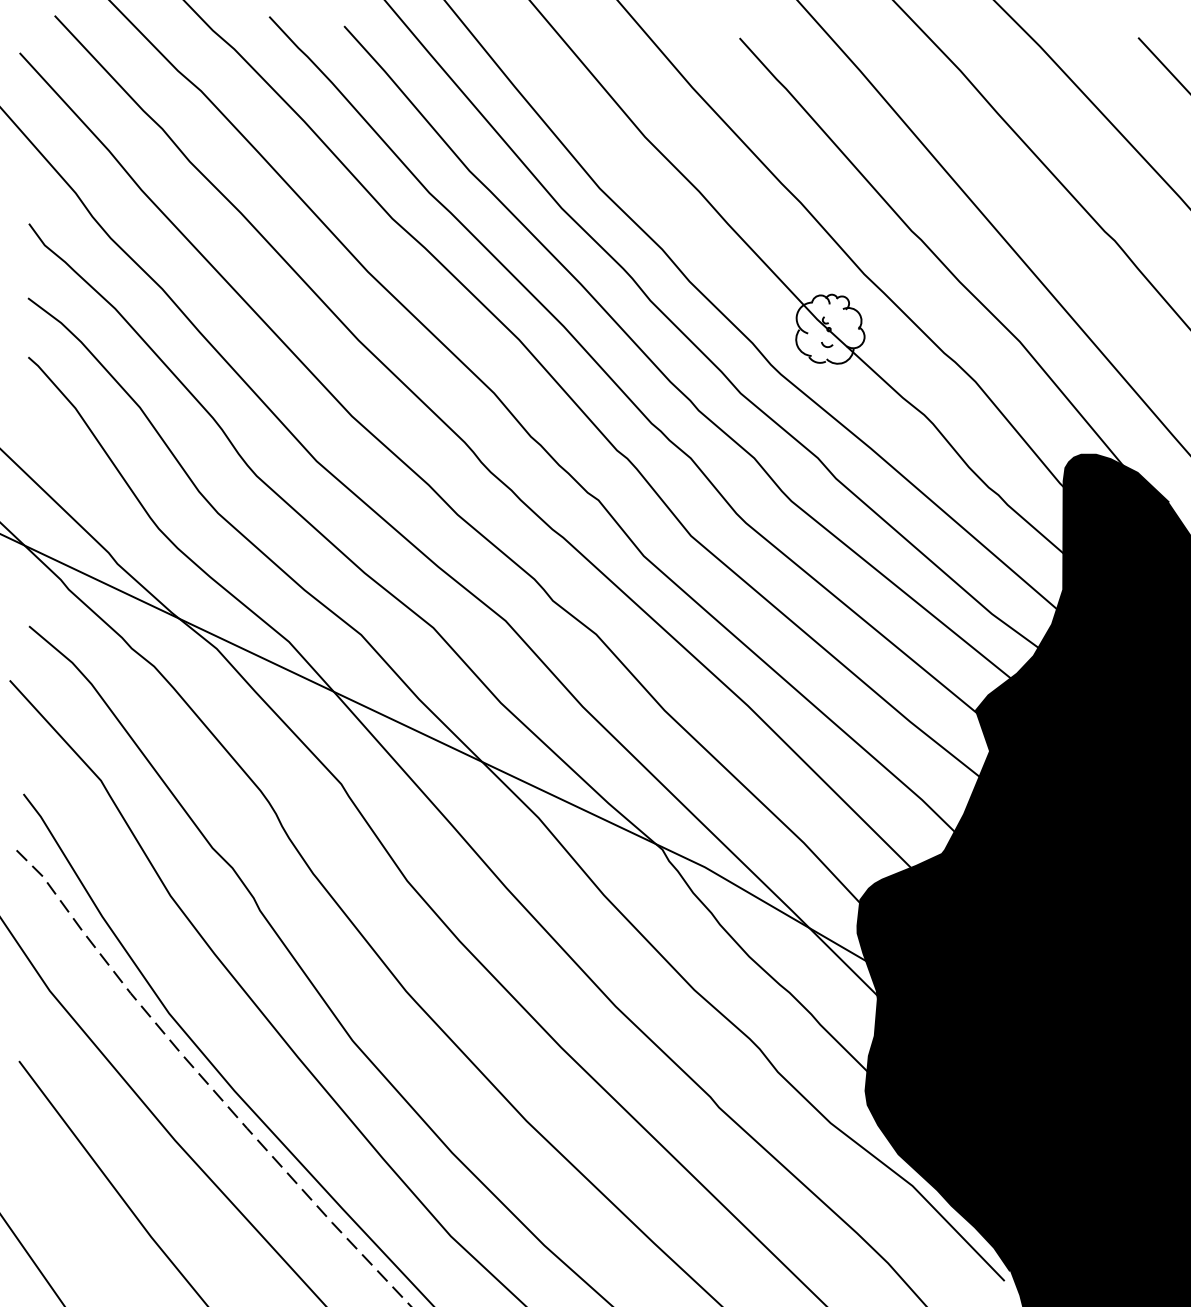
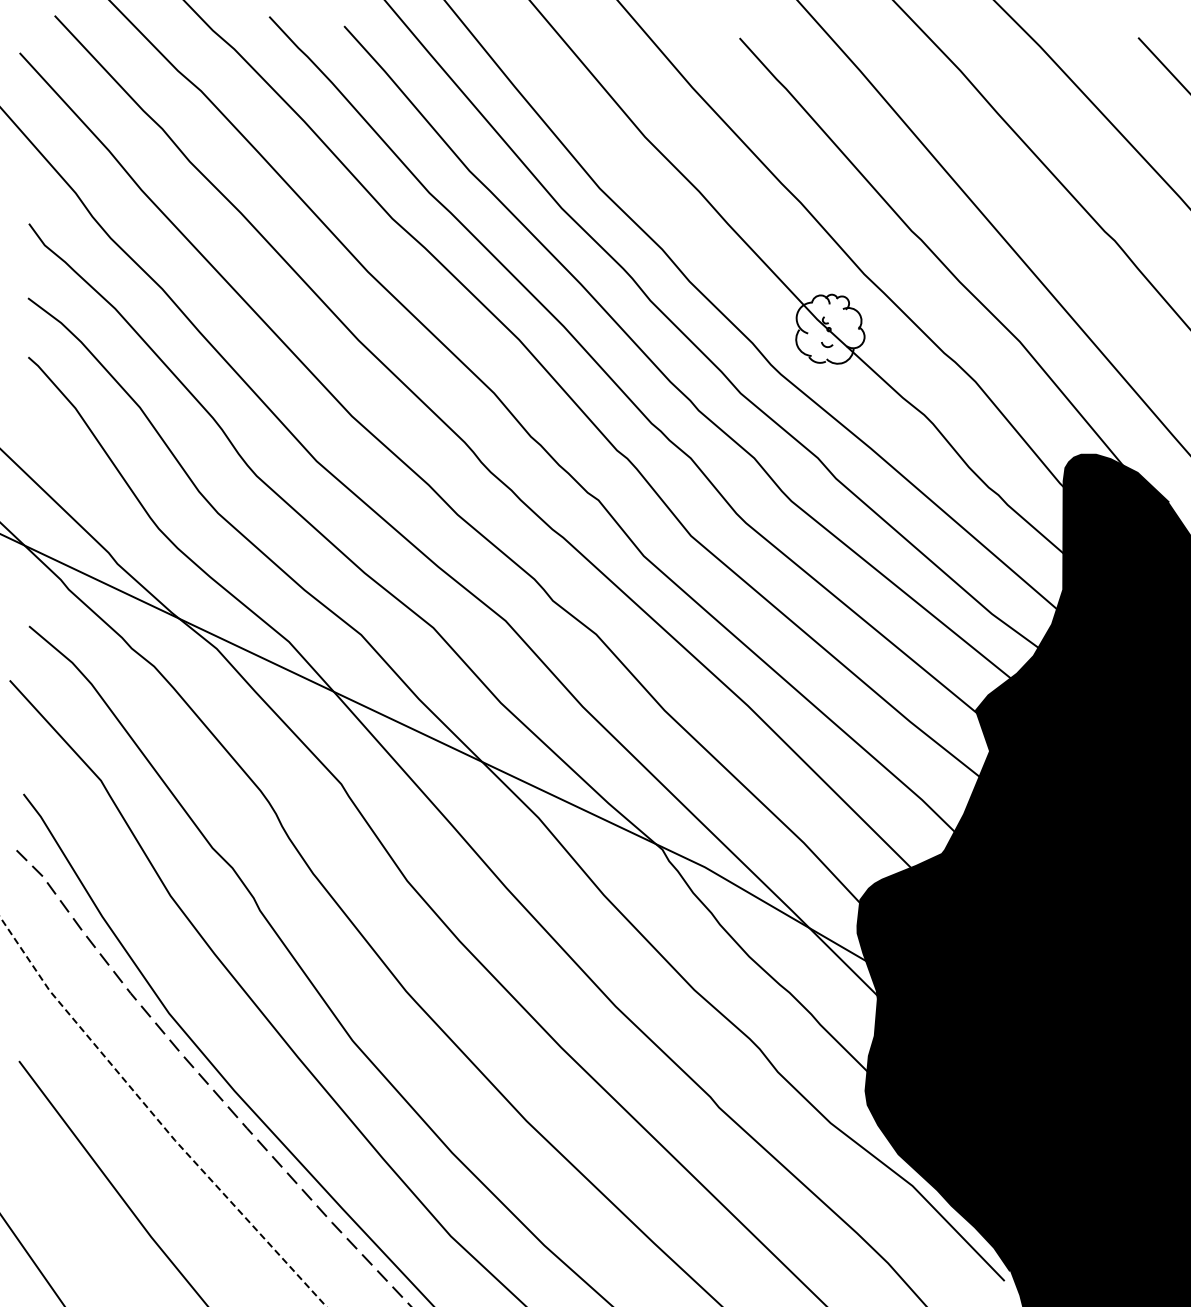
line: solid -> dashed (155, 1117)
